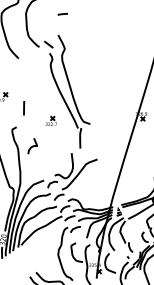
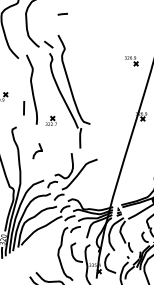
part: none -> present (131, 61)
curve: none -> present (31, 89)
curve position: (32, 146) -> (37, 151) (37, 151)
